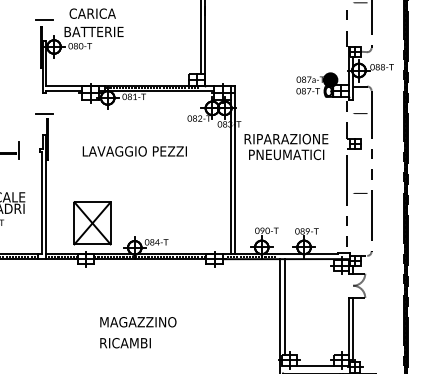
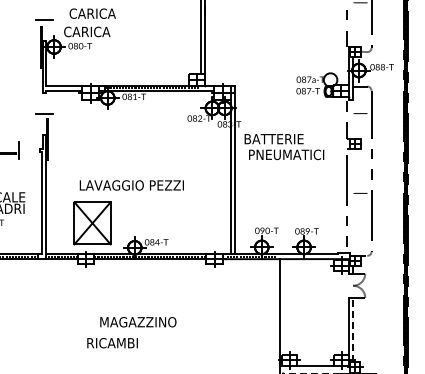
text: BATTERIE -> CARICA (93, 31)
fill: present -> none (330, 79)
text: RIPARAZIONE -> BATTERIE (286, 138)
text position: (134, 151) -> (131, 185) (131, 185)
line: present -> none (284, 306)
line: solid -> dashed (353, 329)
text position: (125, 343) -> (112, 343) (112, 343)
line: solid -> dashed (310, 373)
